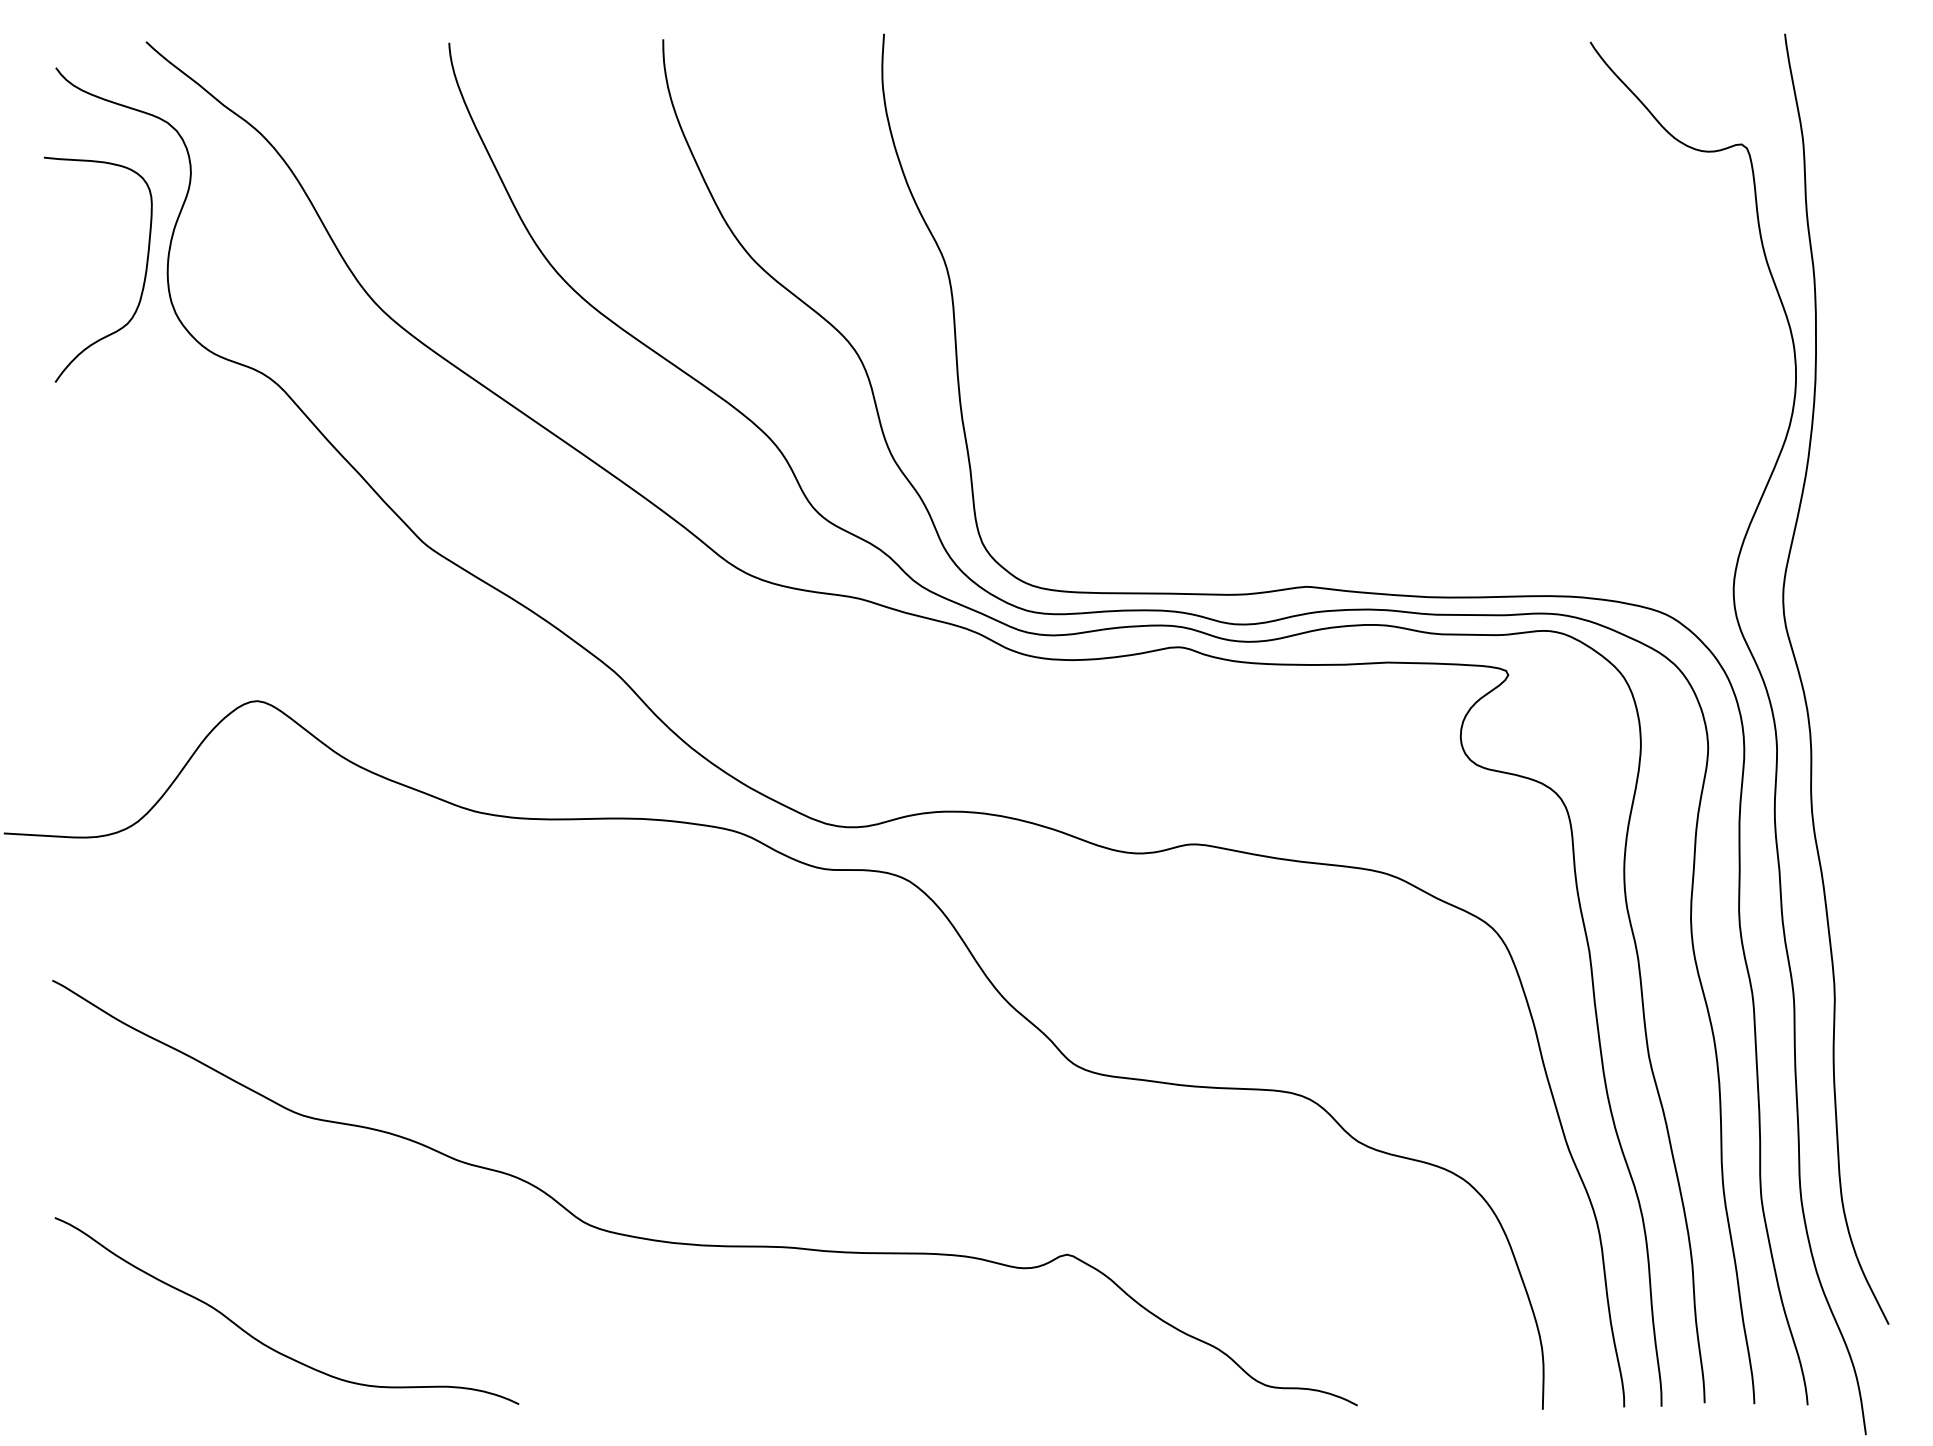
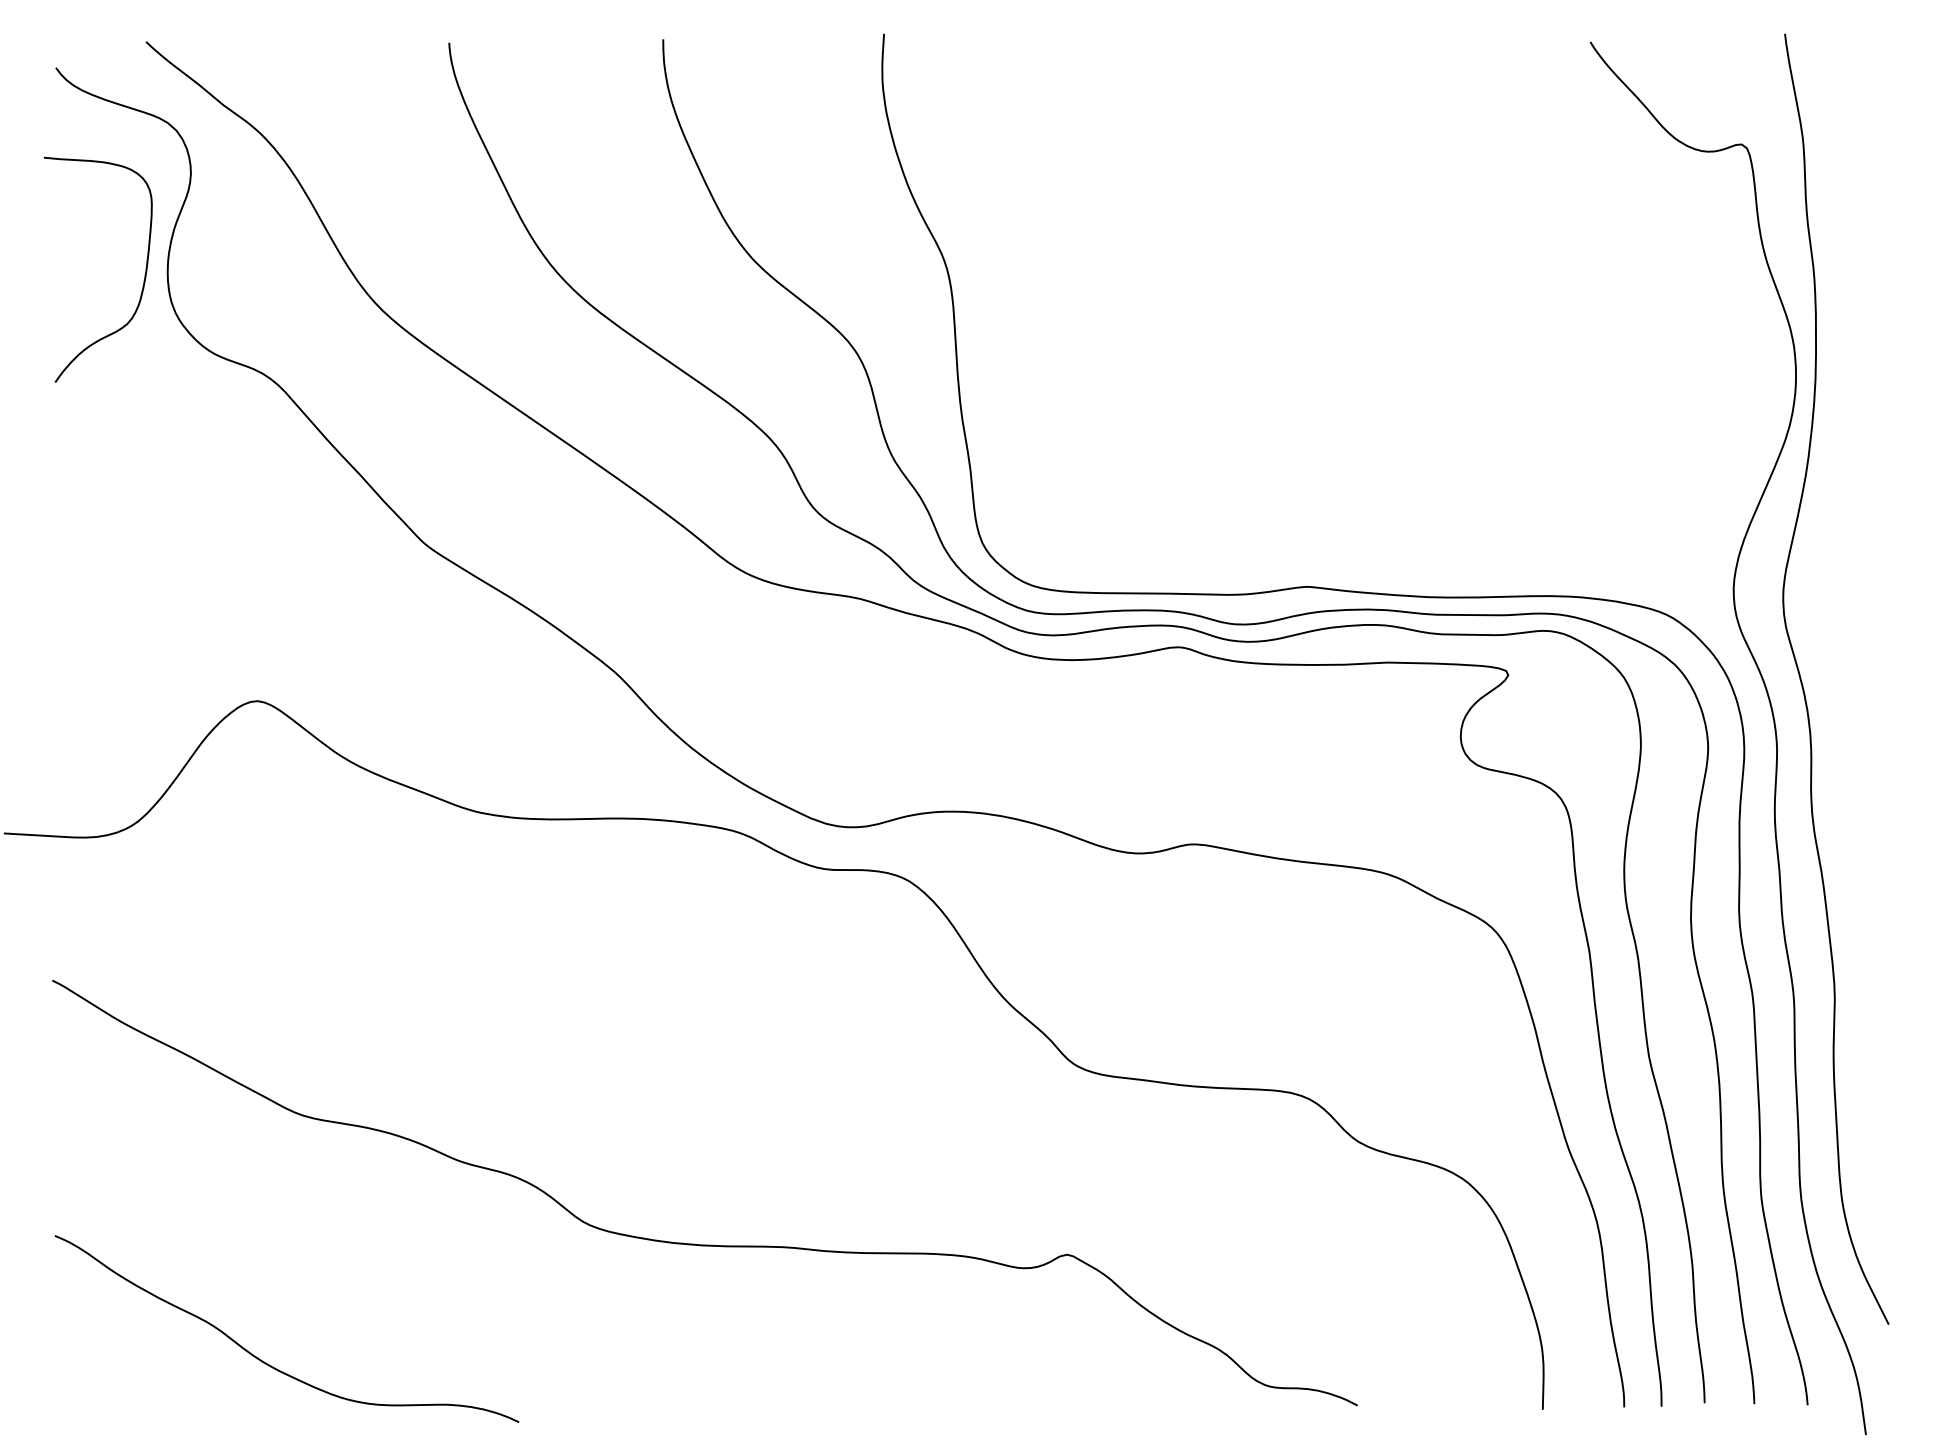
curve position: (266, 1344) -> (266, 1362) (266, 1362)
